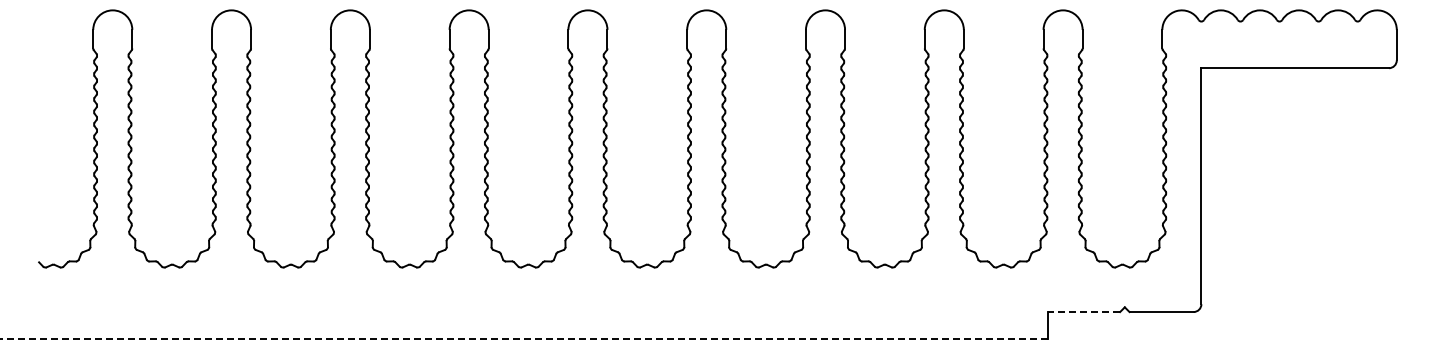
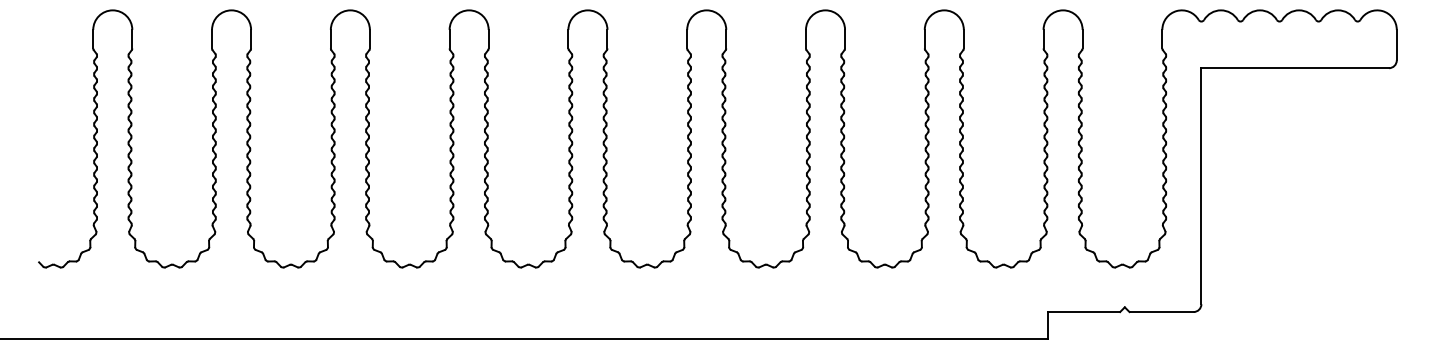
line: dashed -> solid (1084, 312)
line: dashed -> solid (524, 338)
